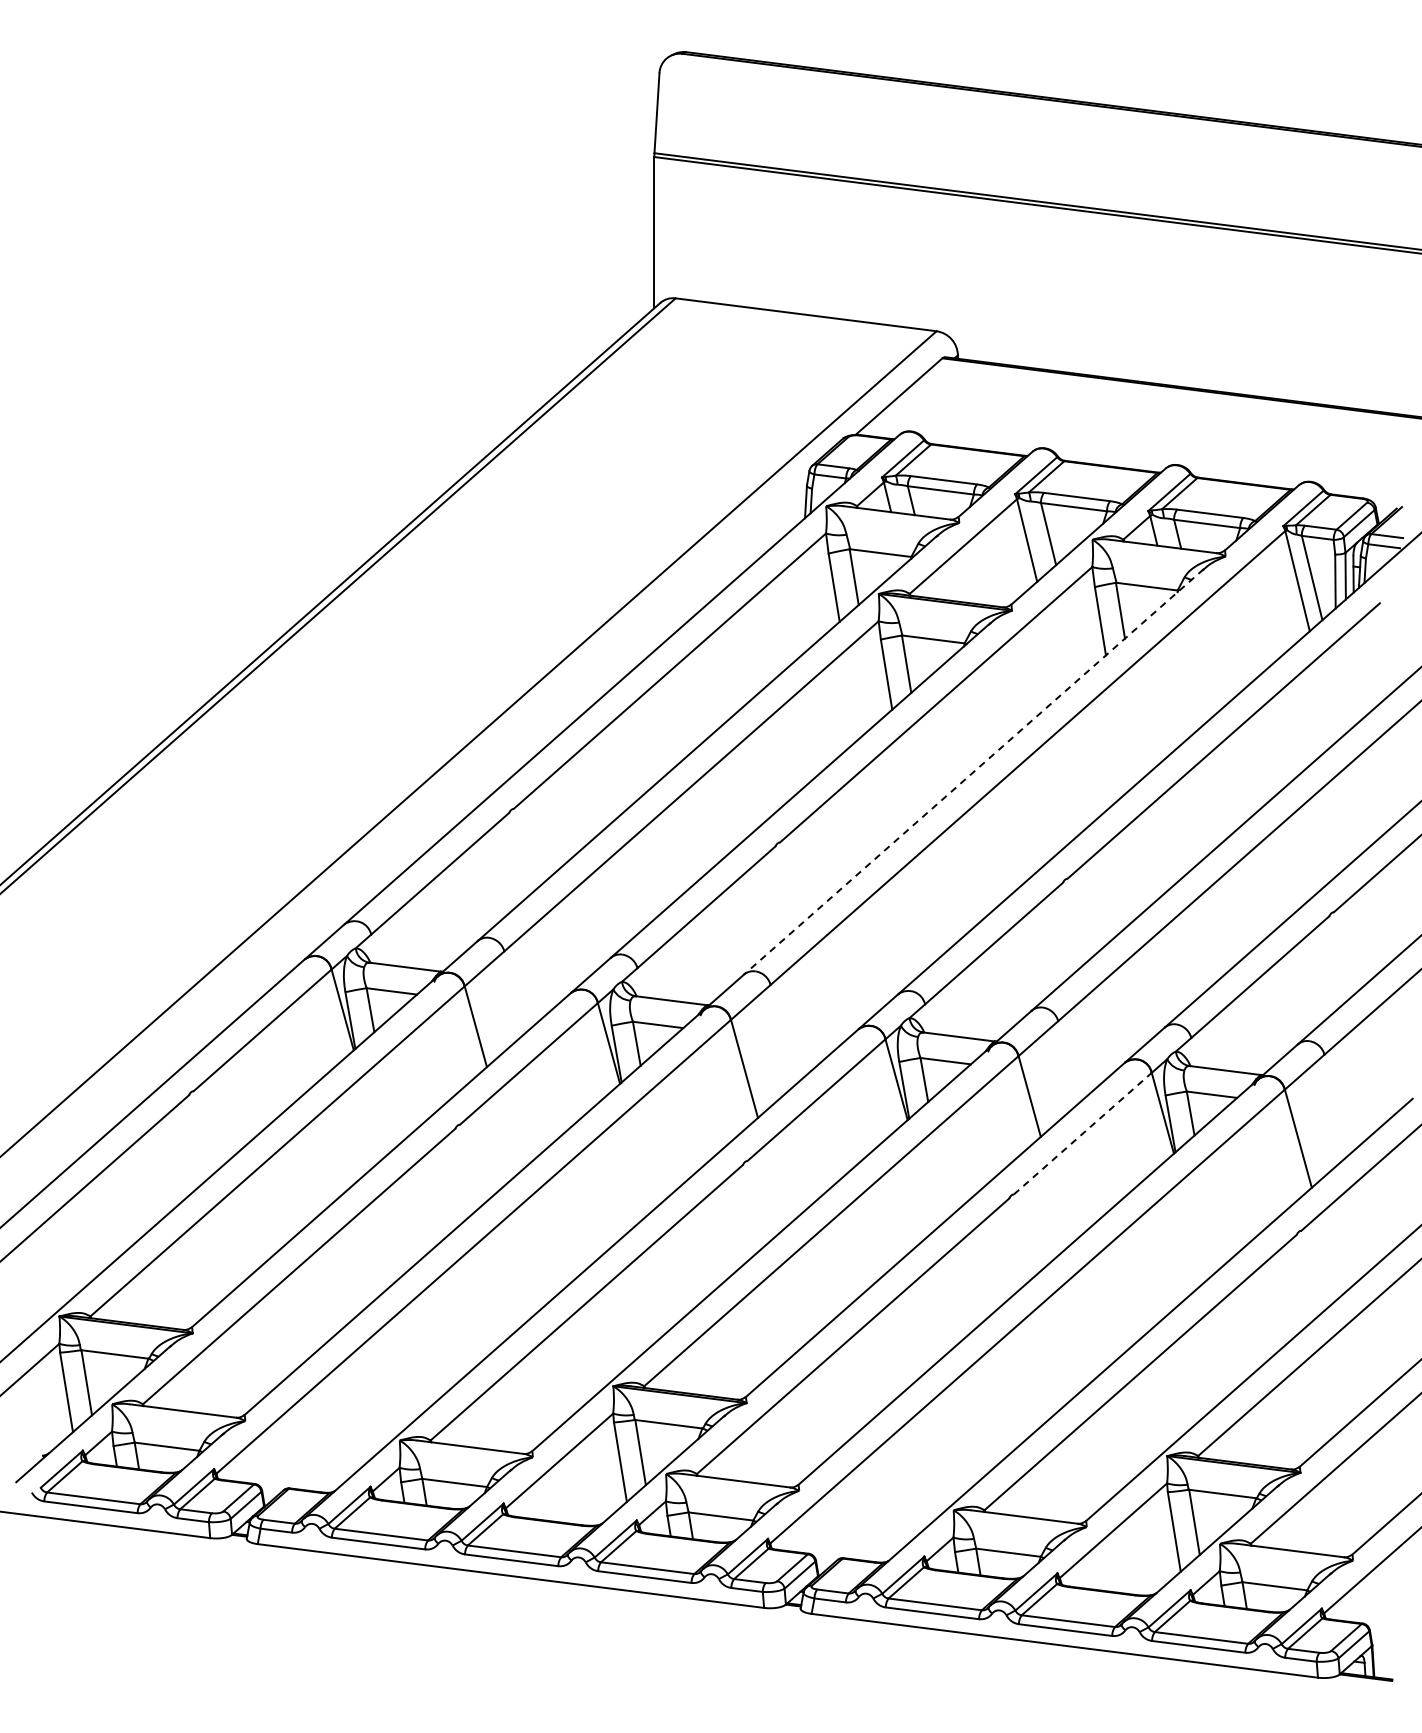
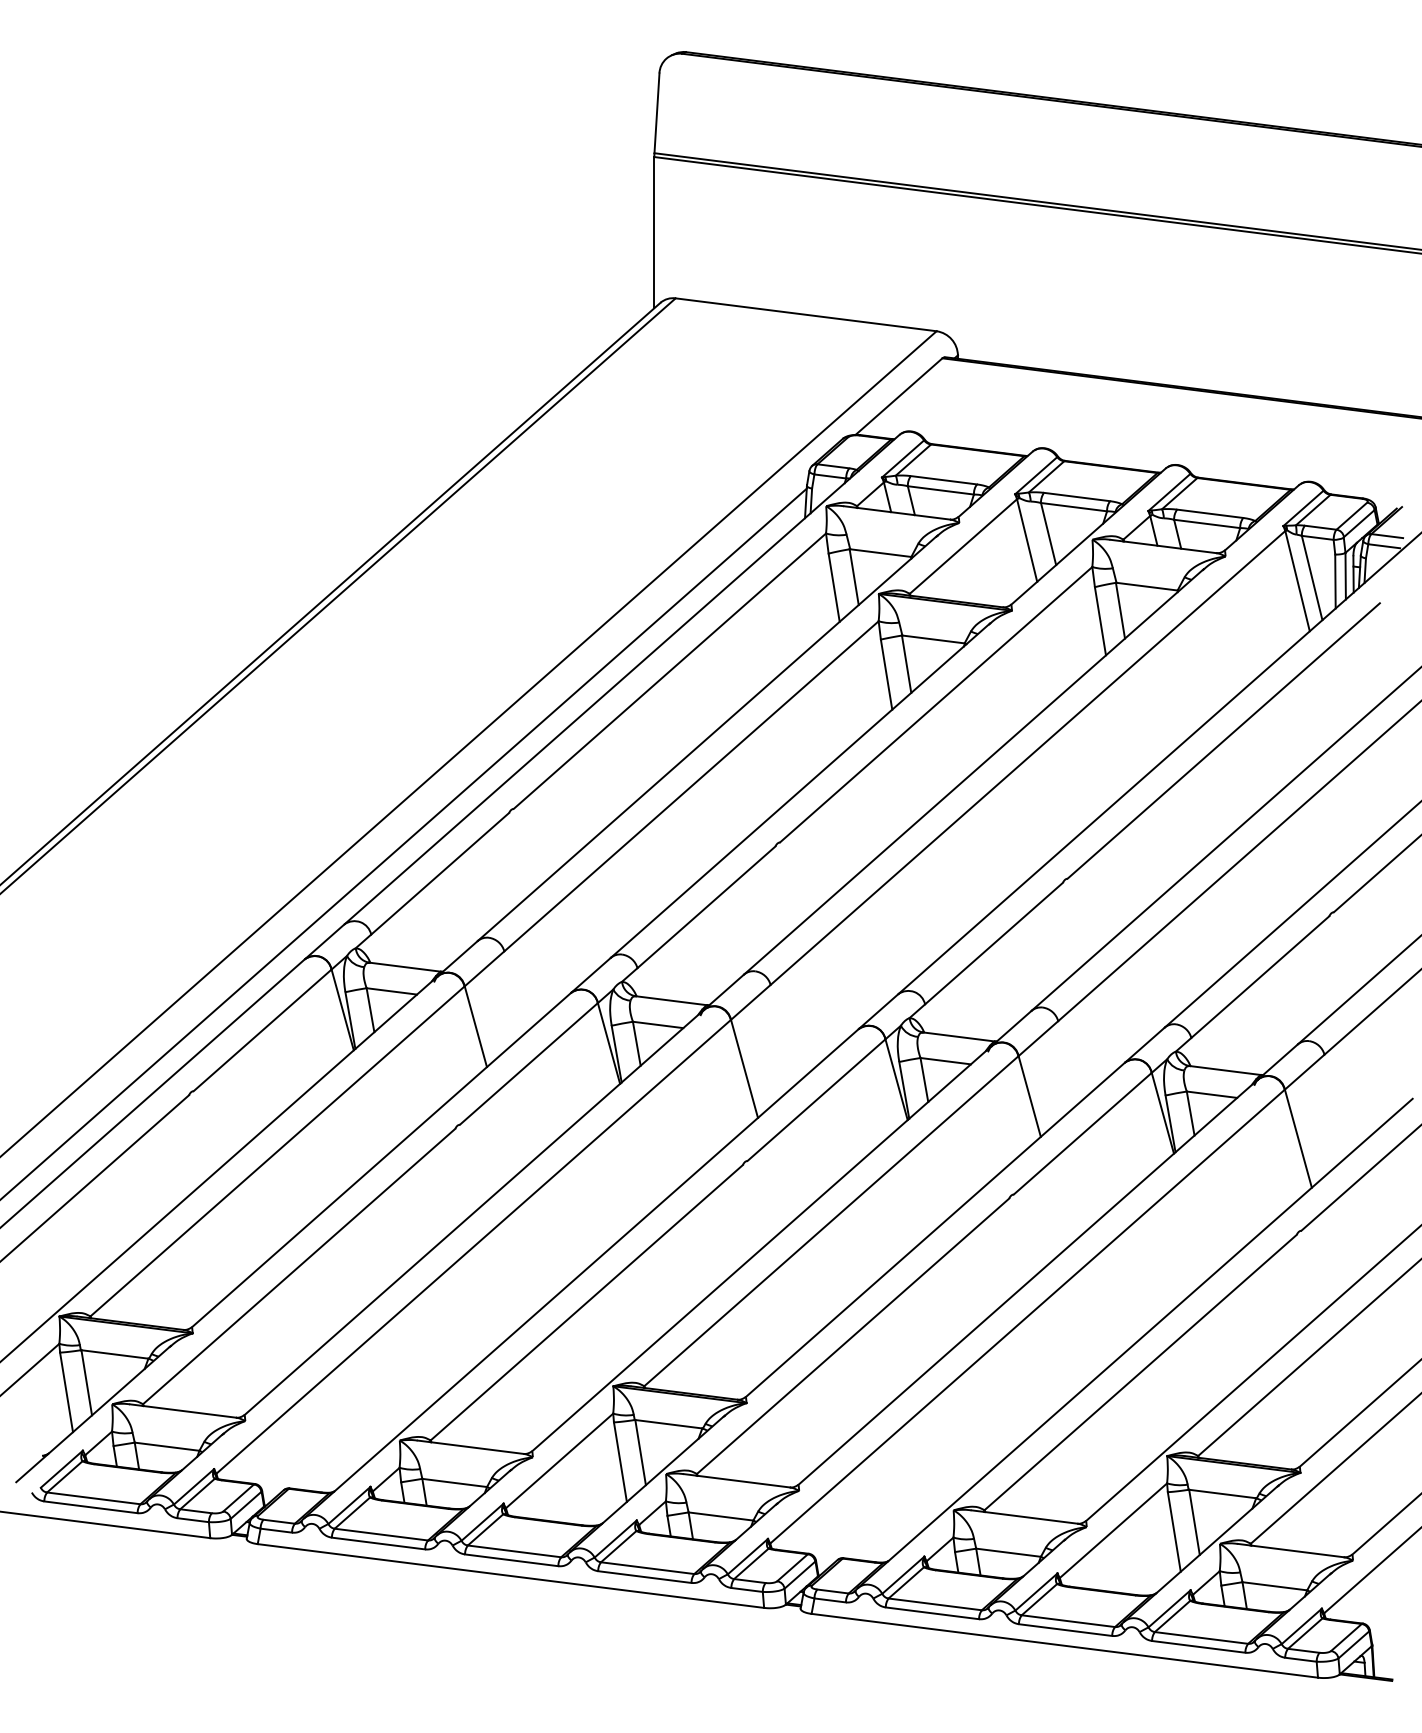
line: dashed -> solid (973, 772)
line: none -> present (404, 843)
line: dashed -> solid (1082, 1133)
